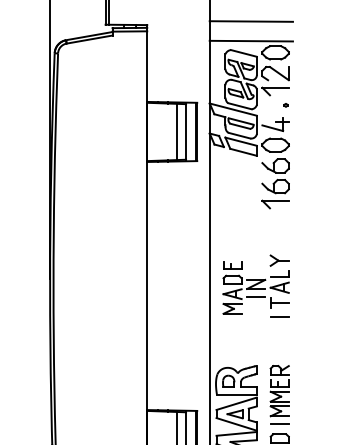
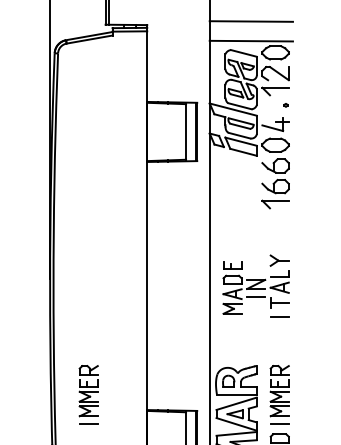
line: present -> none (177, 131)
part: none -> present (88, 394)
line: present -> none (177, 426)
